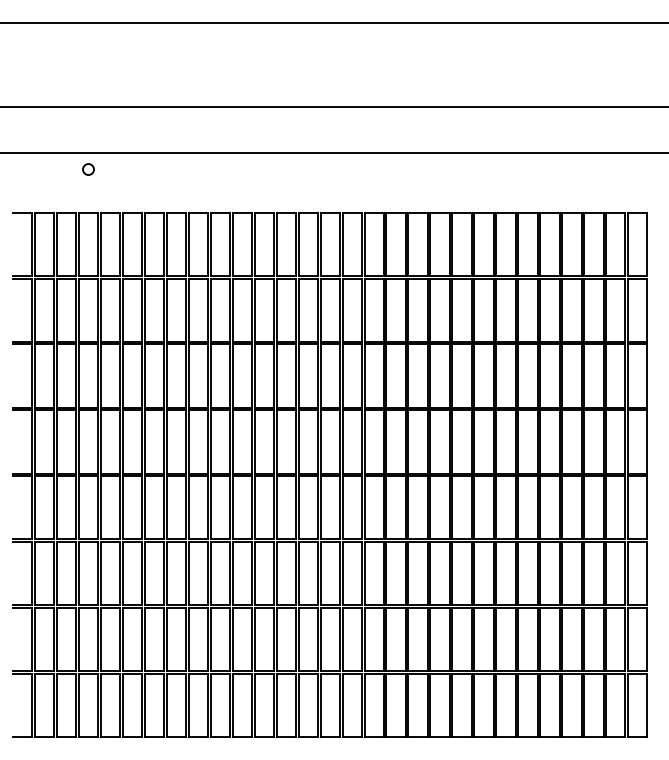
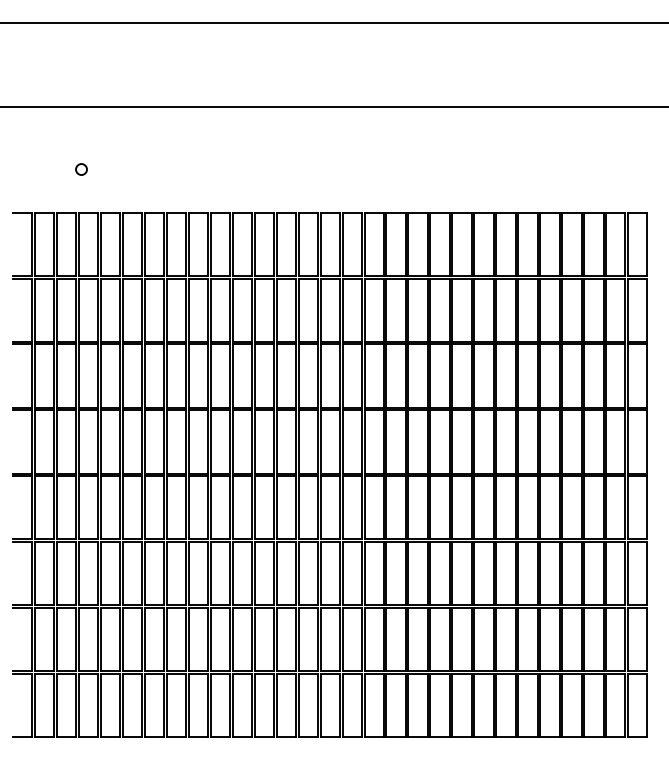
line: present -> none (333, 152)
circle position: (88, 169) -> (81, 169) (81, 169)
